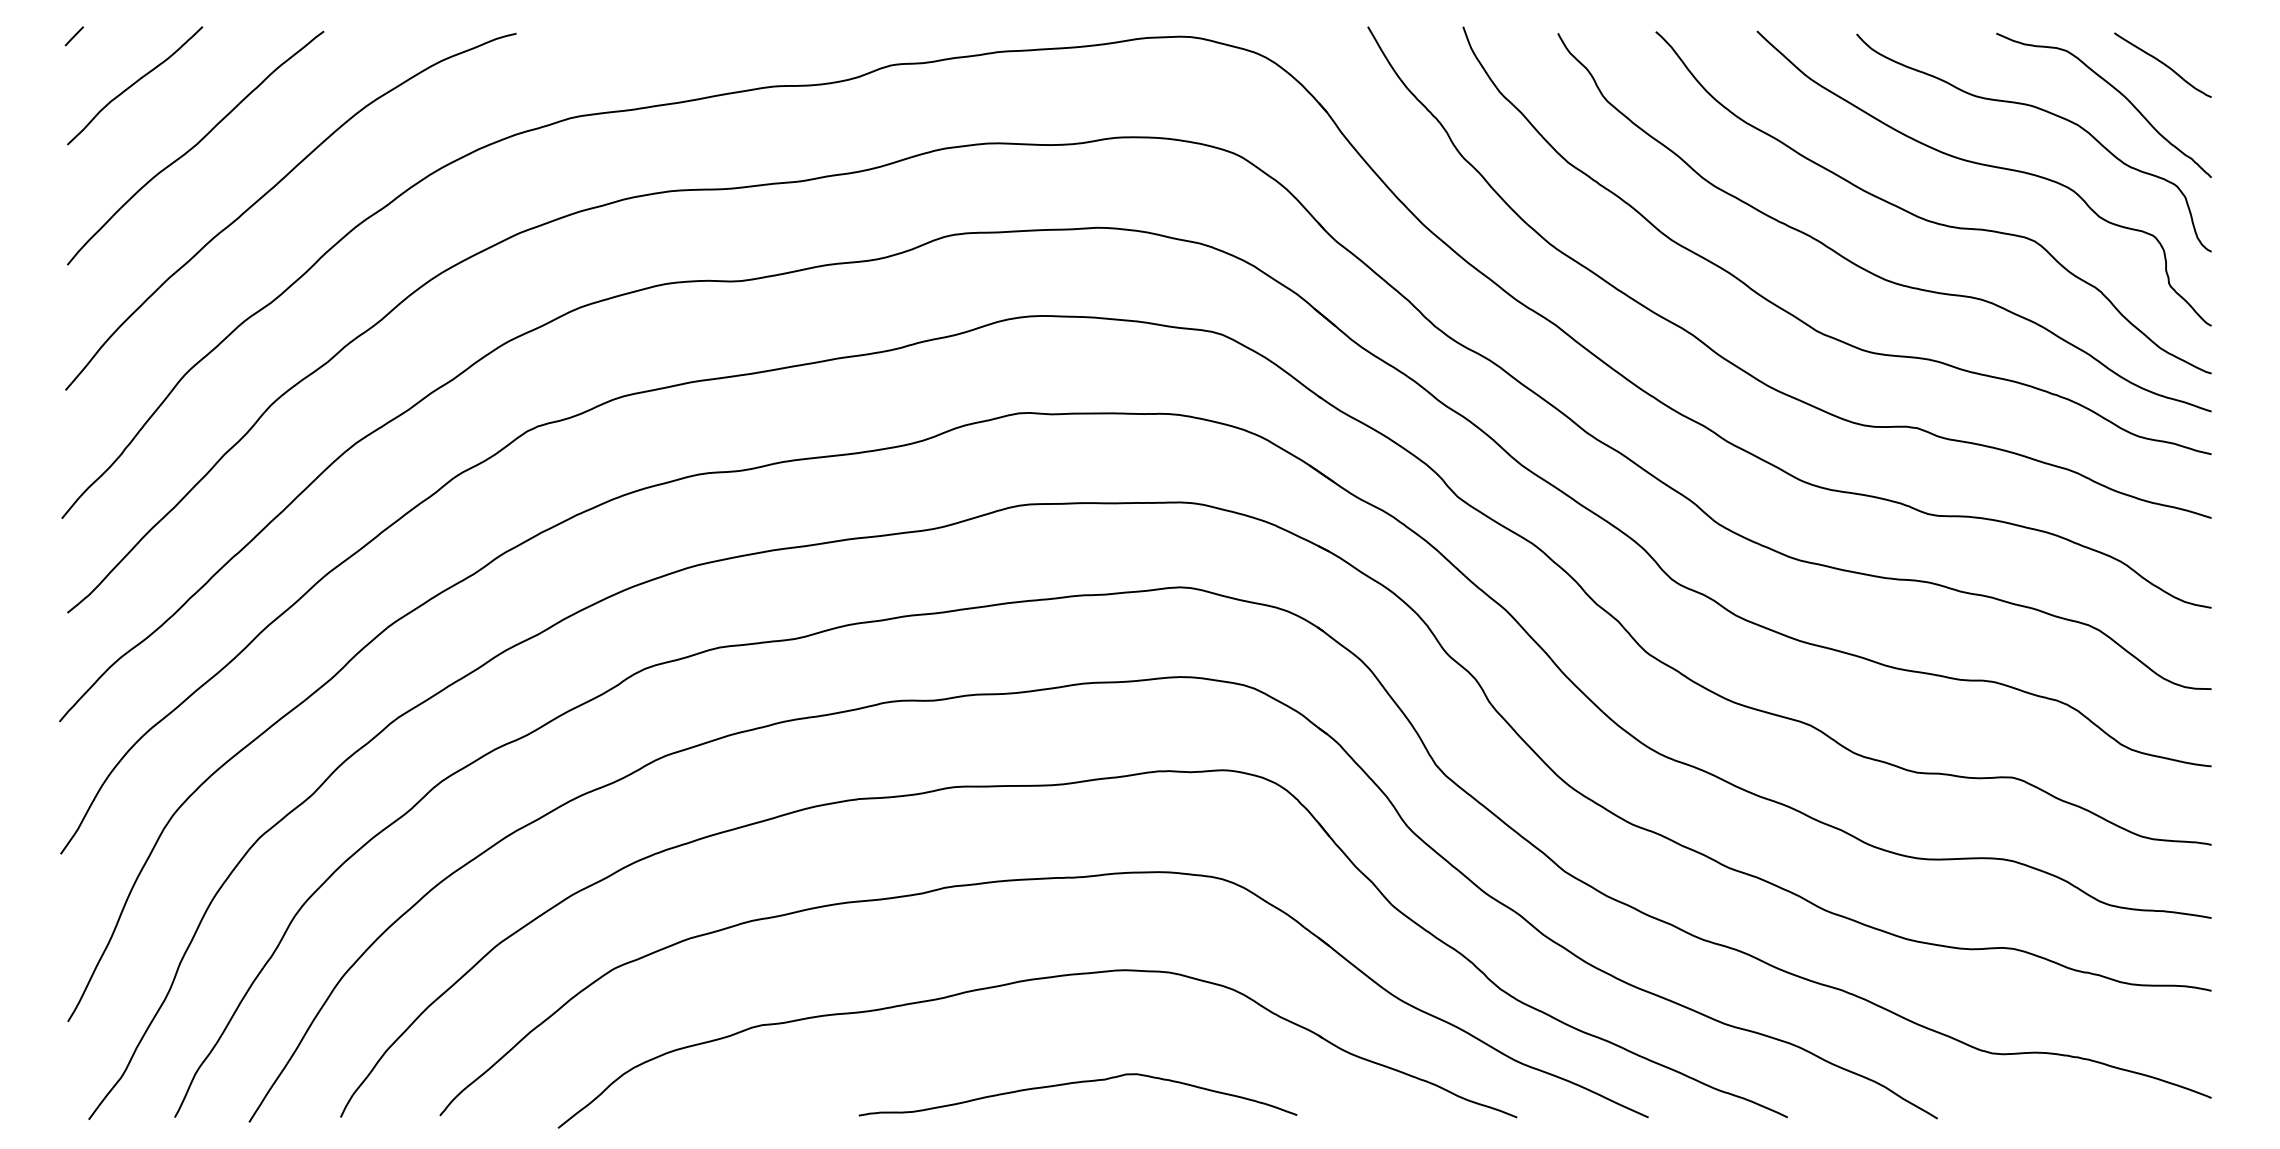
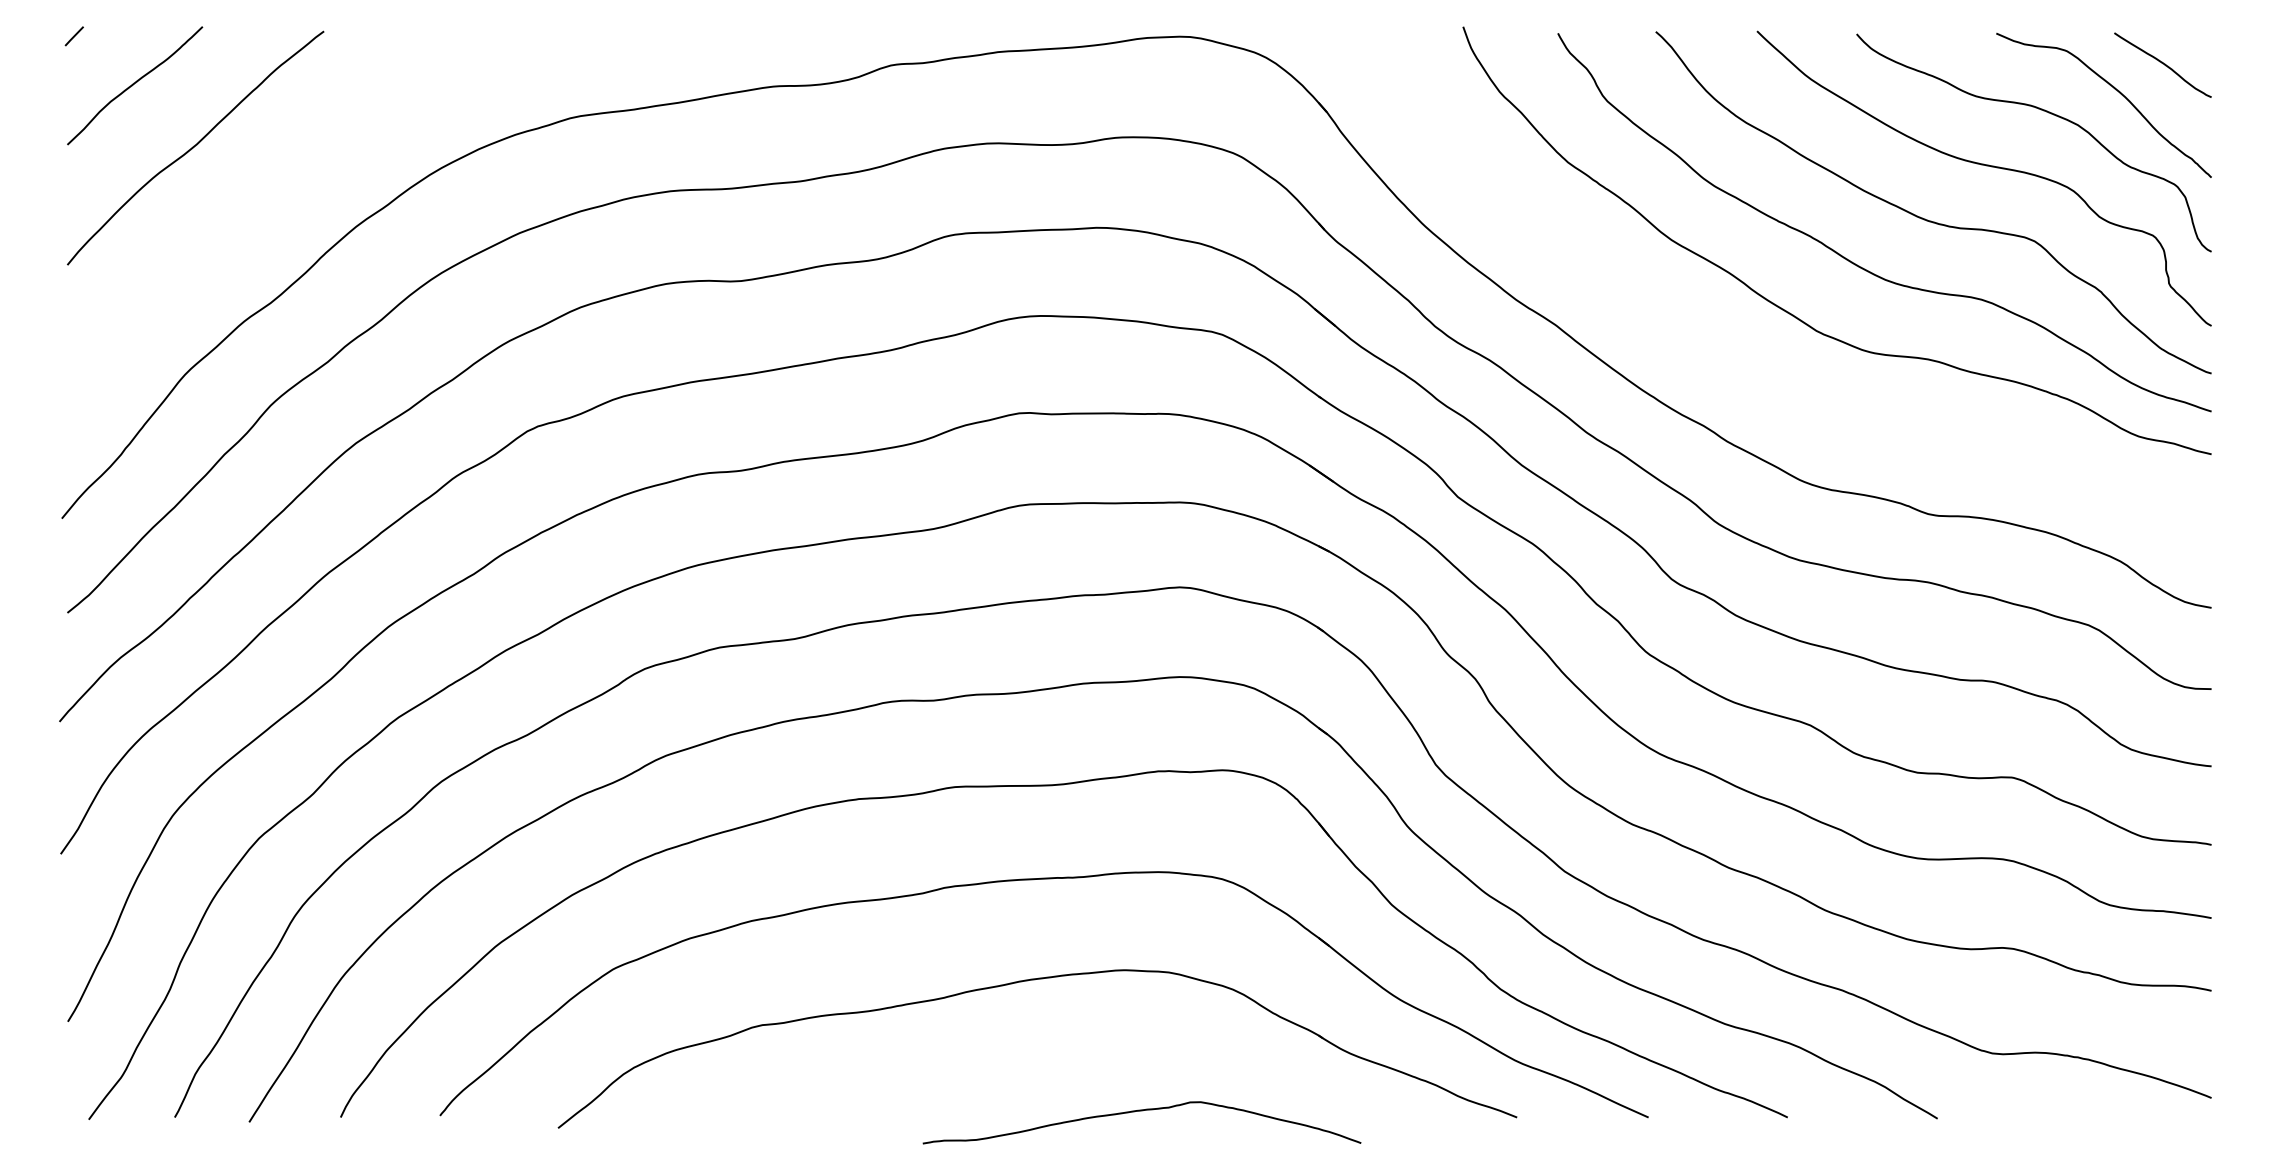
curve: present -> none (270, 191)
curve: present -> none (1729, 360)
curve position: (1077, 1083) -> (1141, 1111) (1141, 1111)
